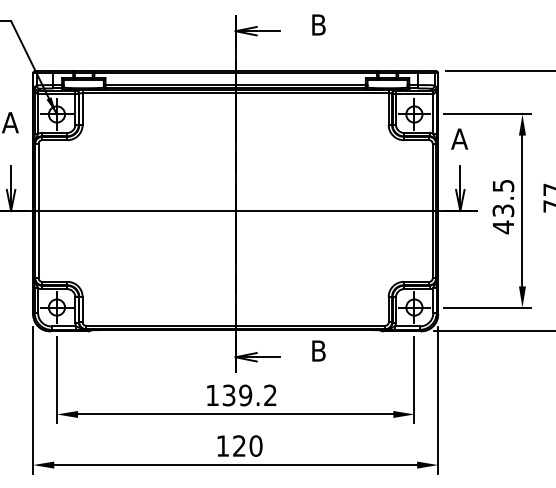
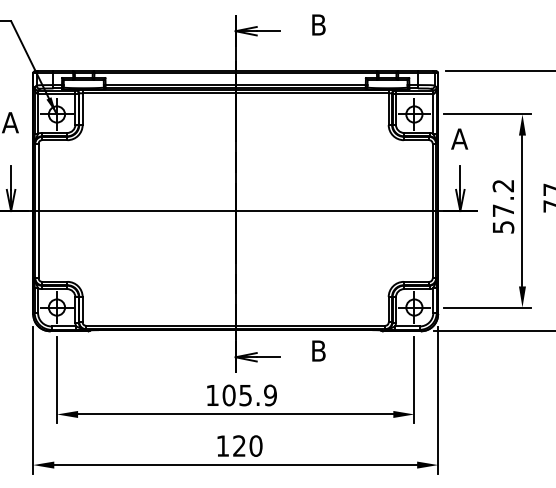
text: 43.5 -> 57.2 (503, 207)
text: 139.2 -> 105.9 (249, 395)
